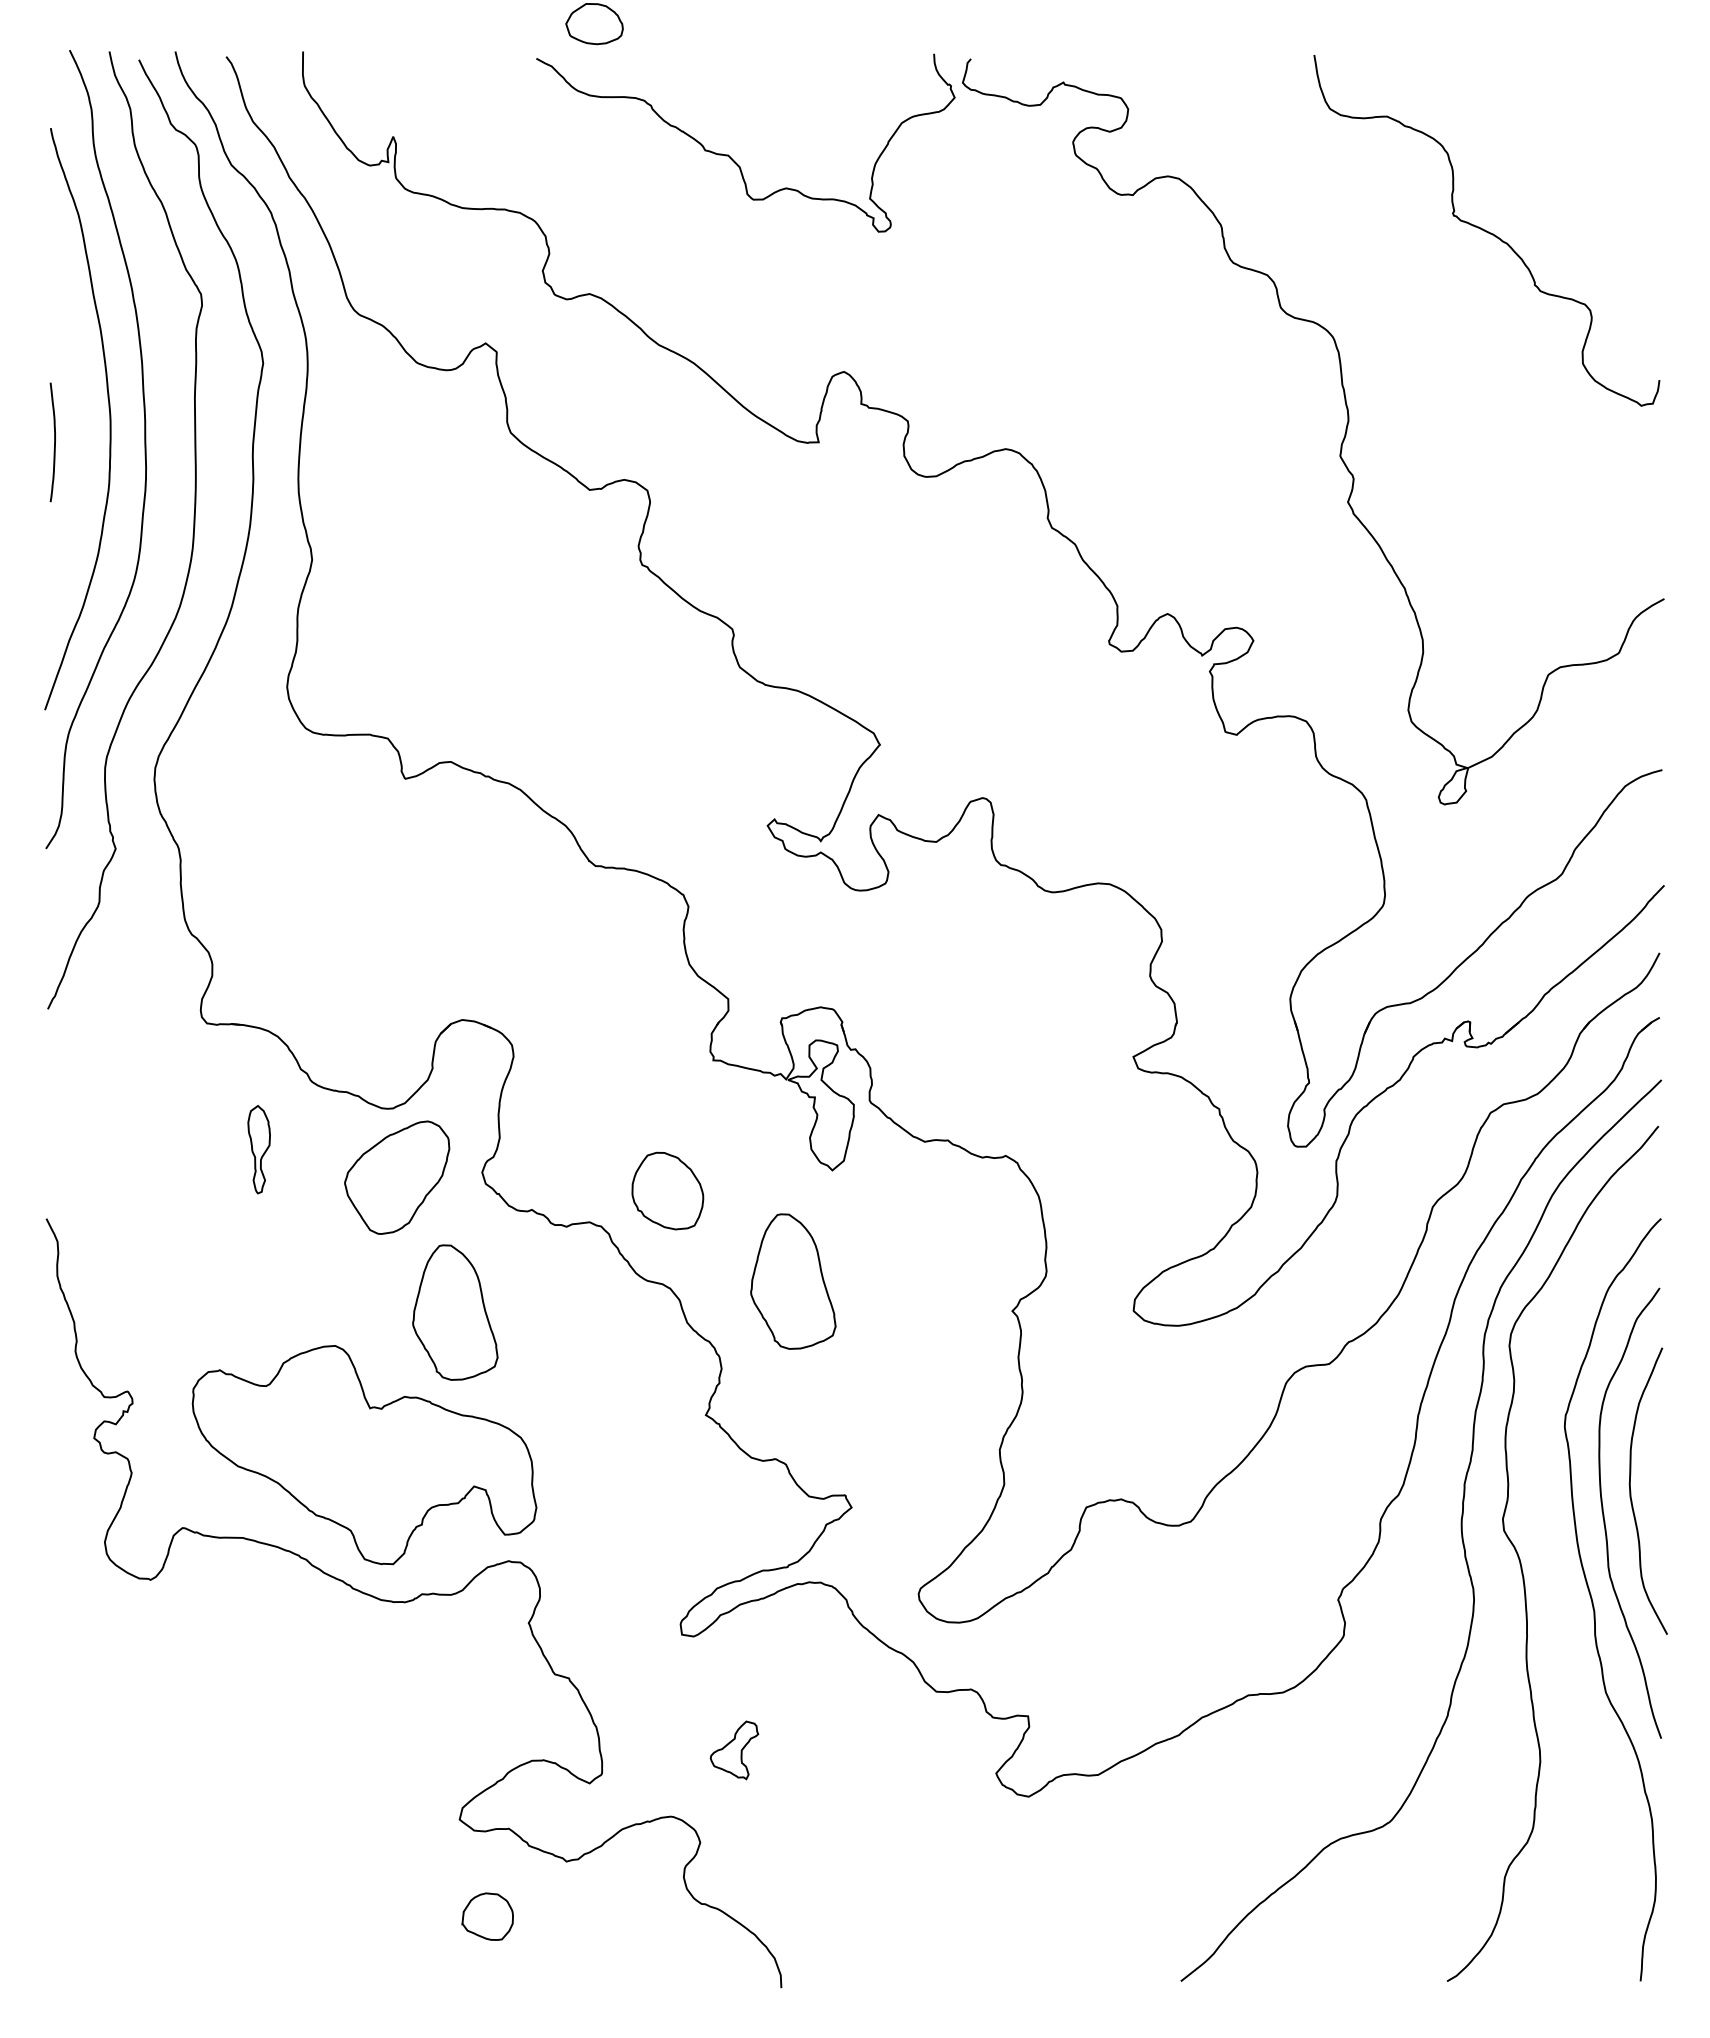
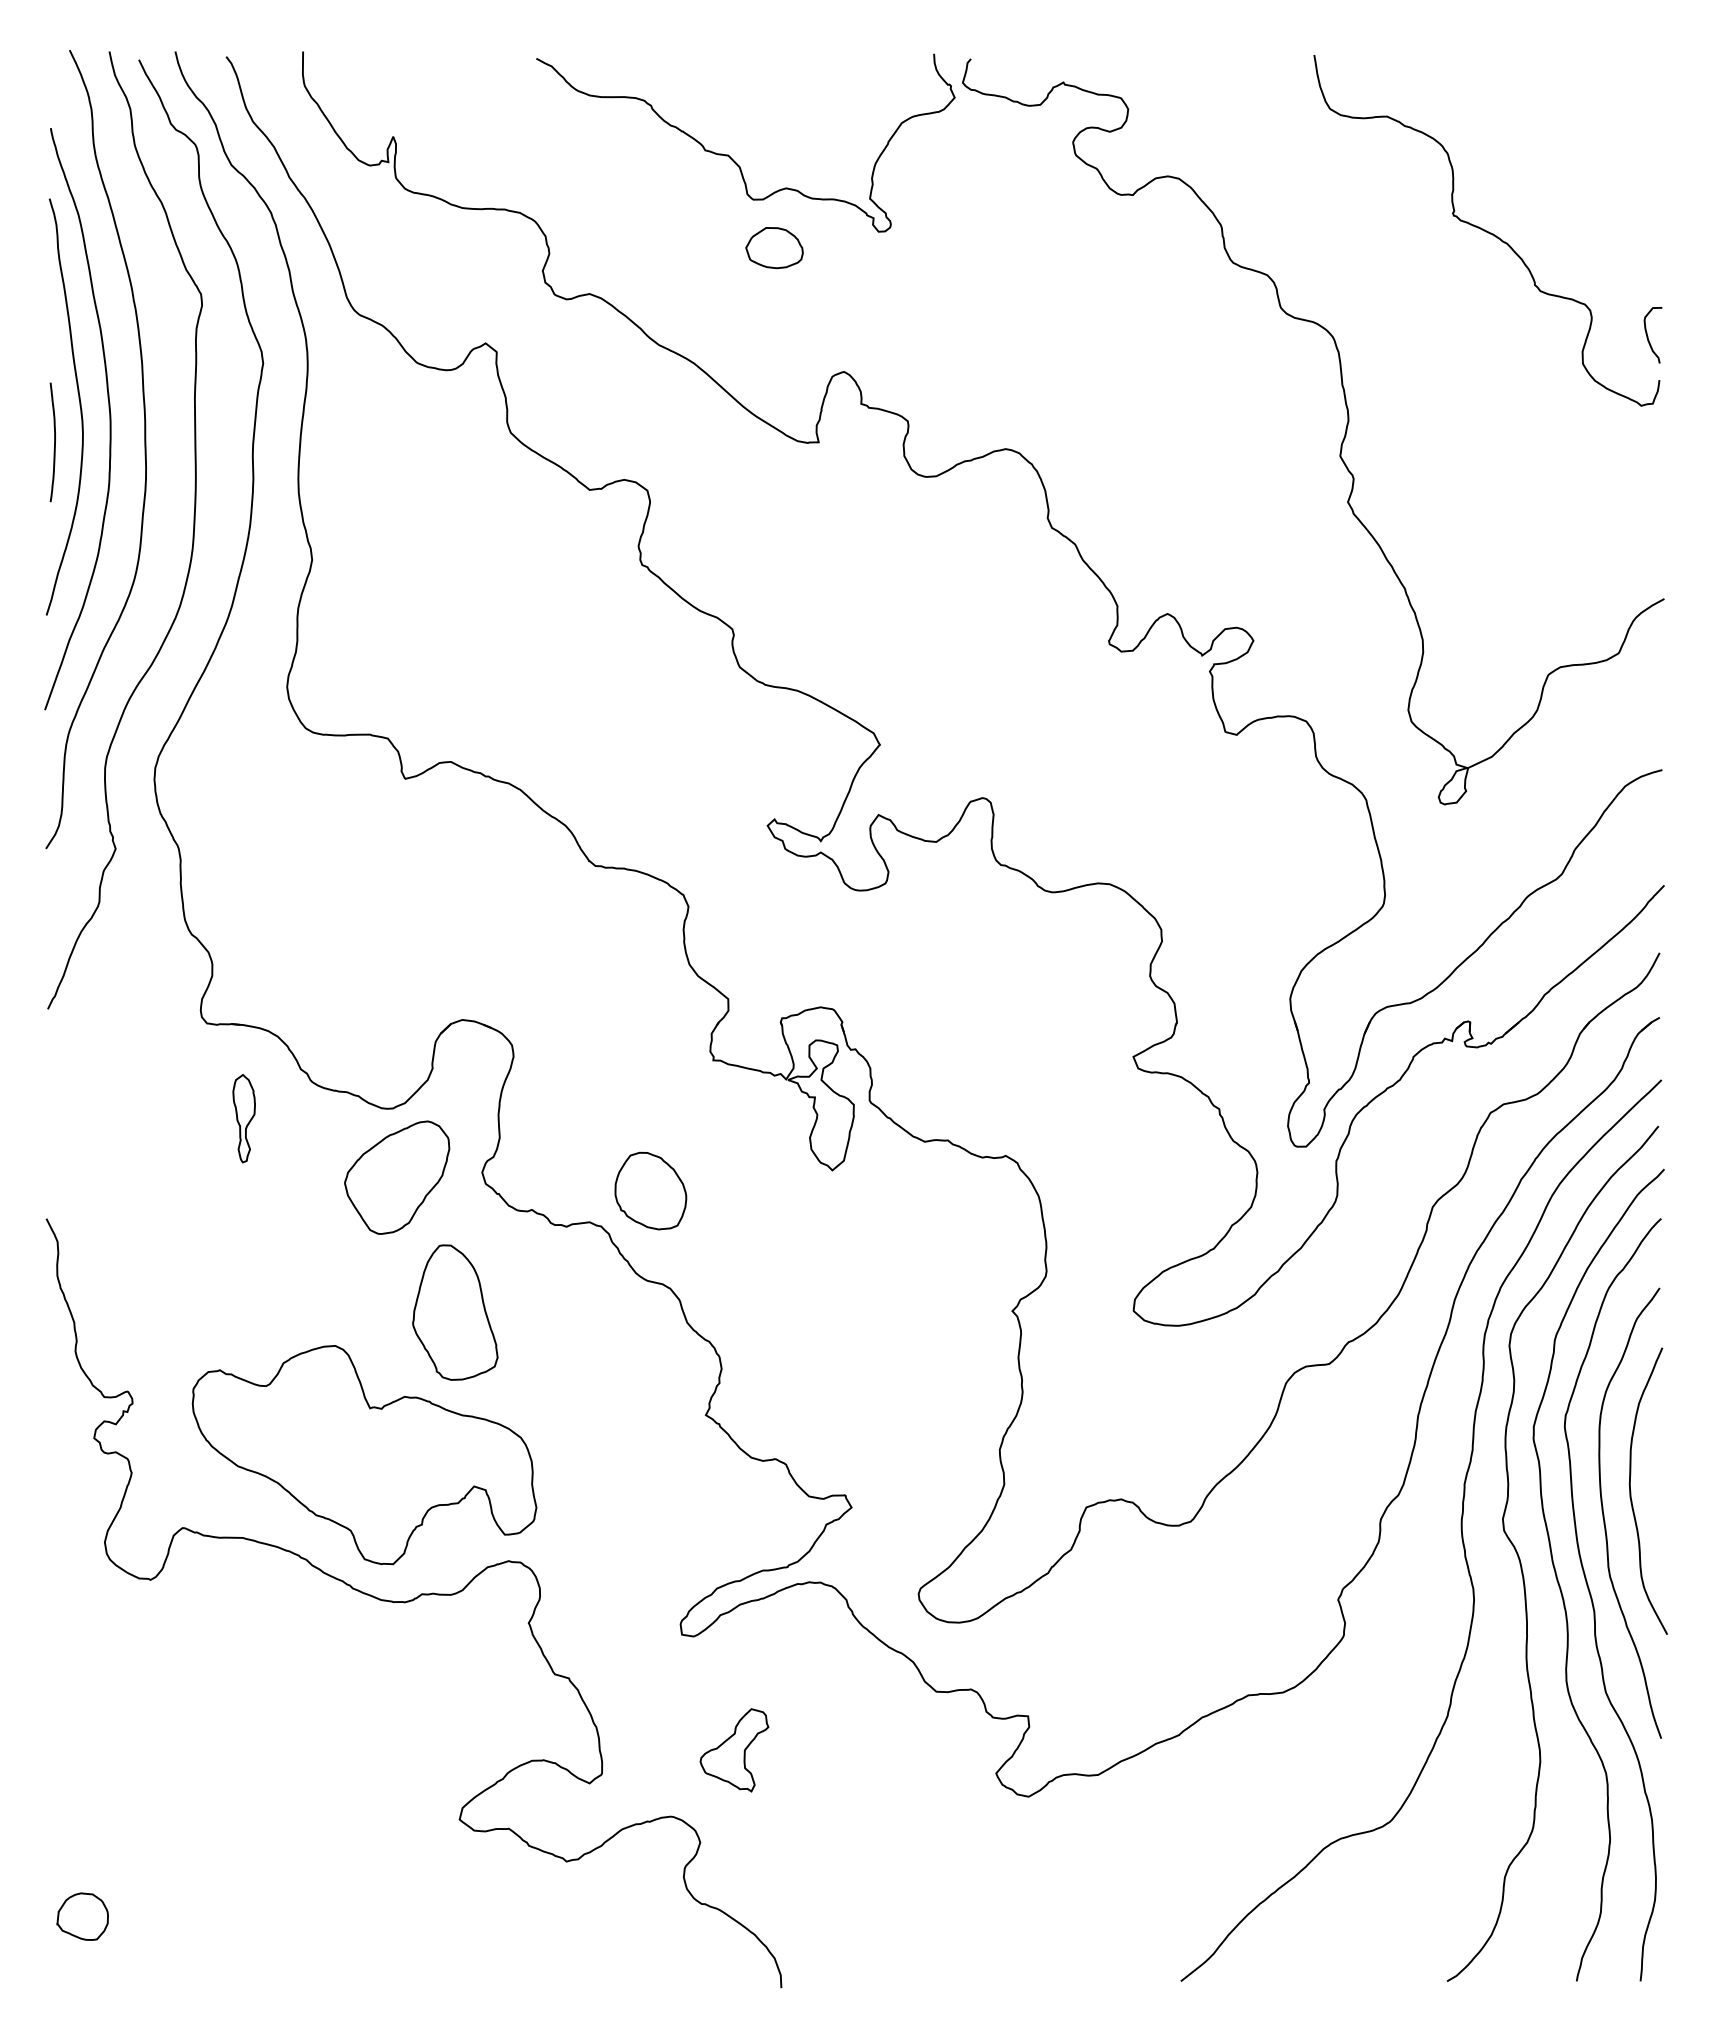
part position: (594, 24) -> (774, 248) (774, 248)
curve: none -> present (1648, 336)
curve: none -> present (79, 406)
part position: (258, 1149) -> (243, 1118) (243, 1118)
part position: (667, 1190) -> (650, 1190) (650, 1190)
part: present -> none (793, 1281)
curve: none -> present (1560, 1585)
part size: 51x61 px -> 71x85 px (734, 1750)
part position: (487, 1916) -> (82, 1916) (82, 1916)
